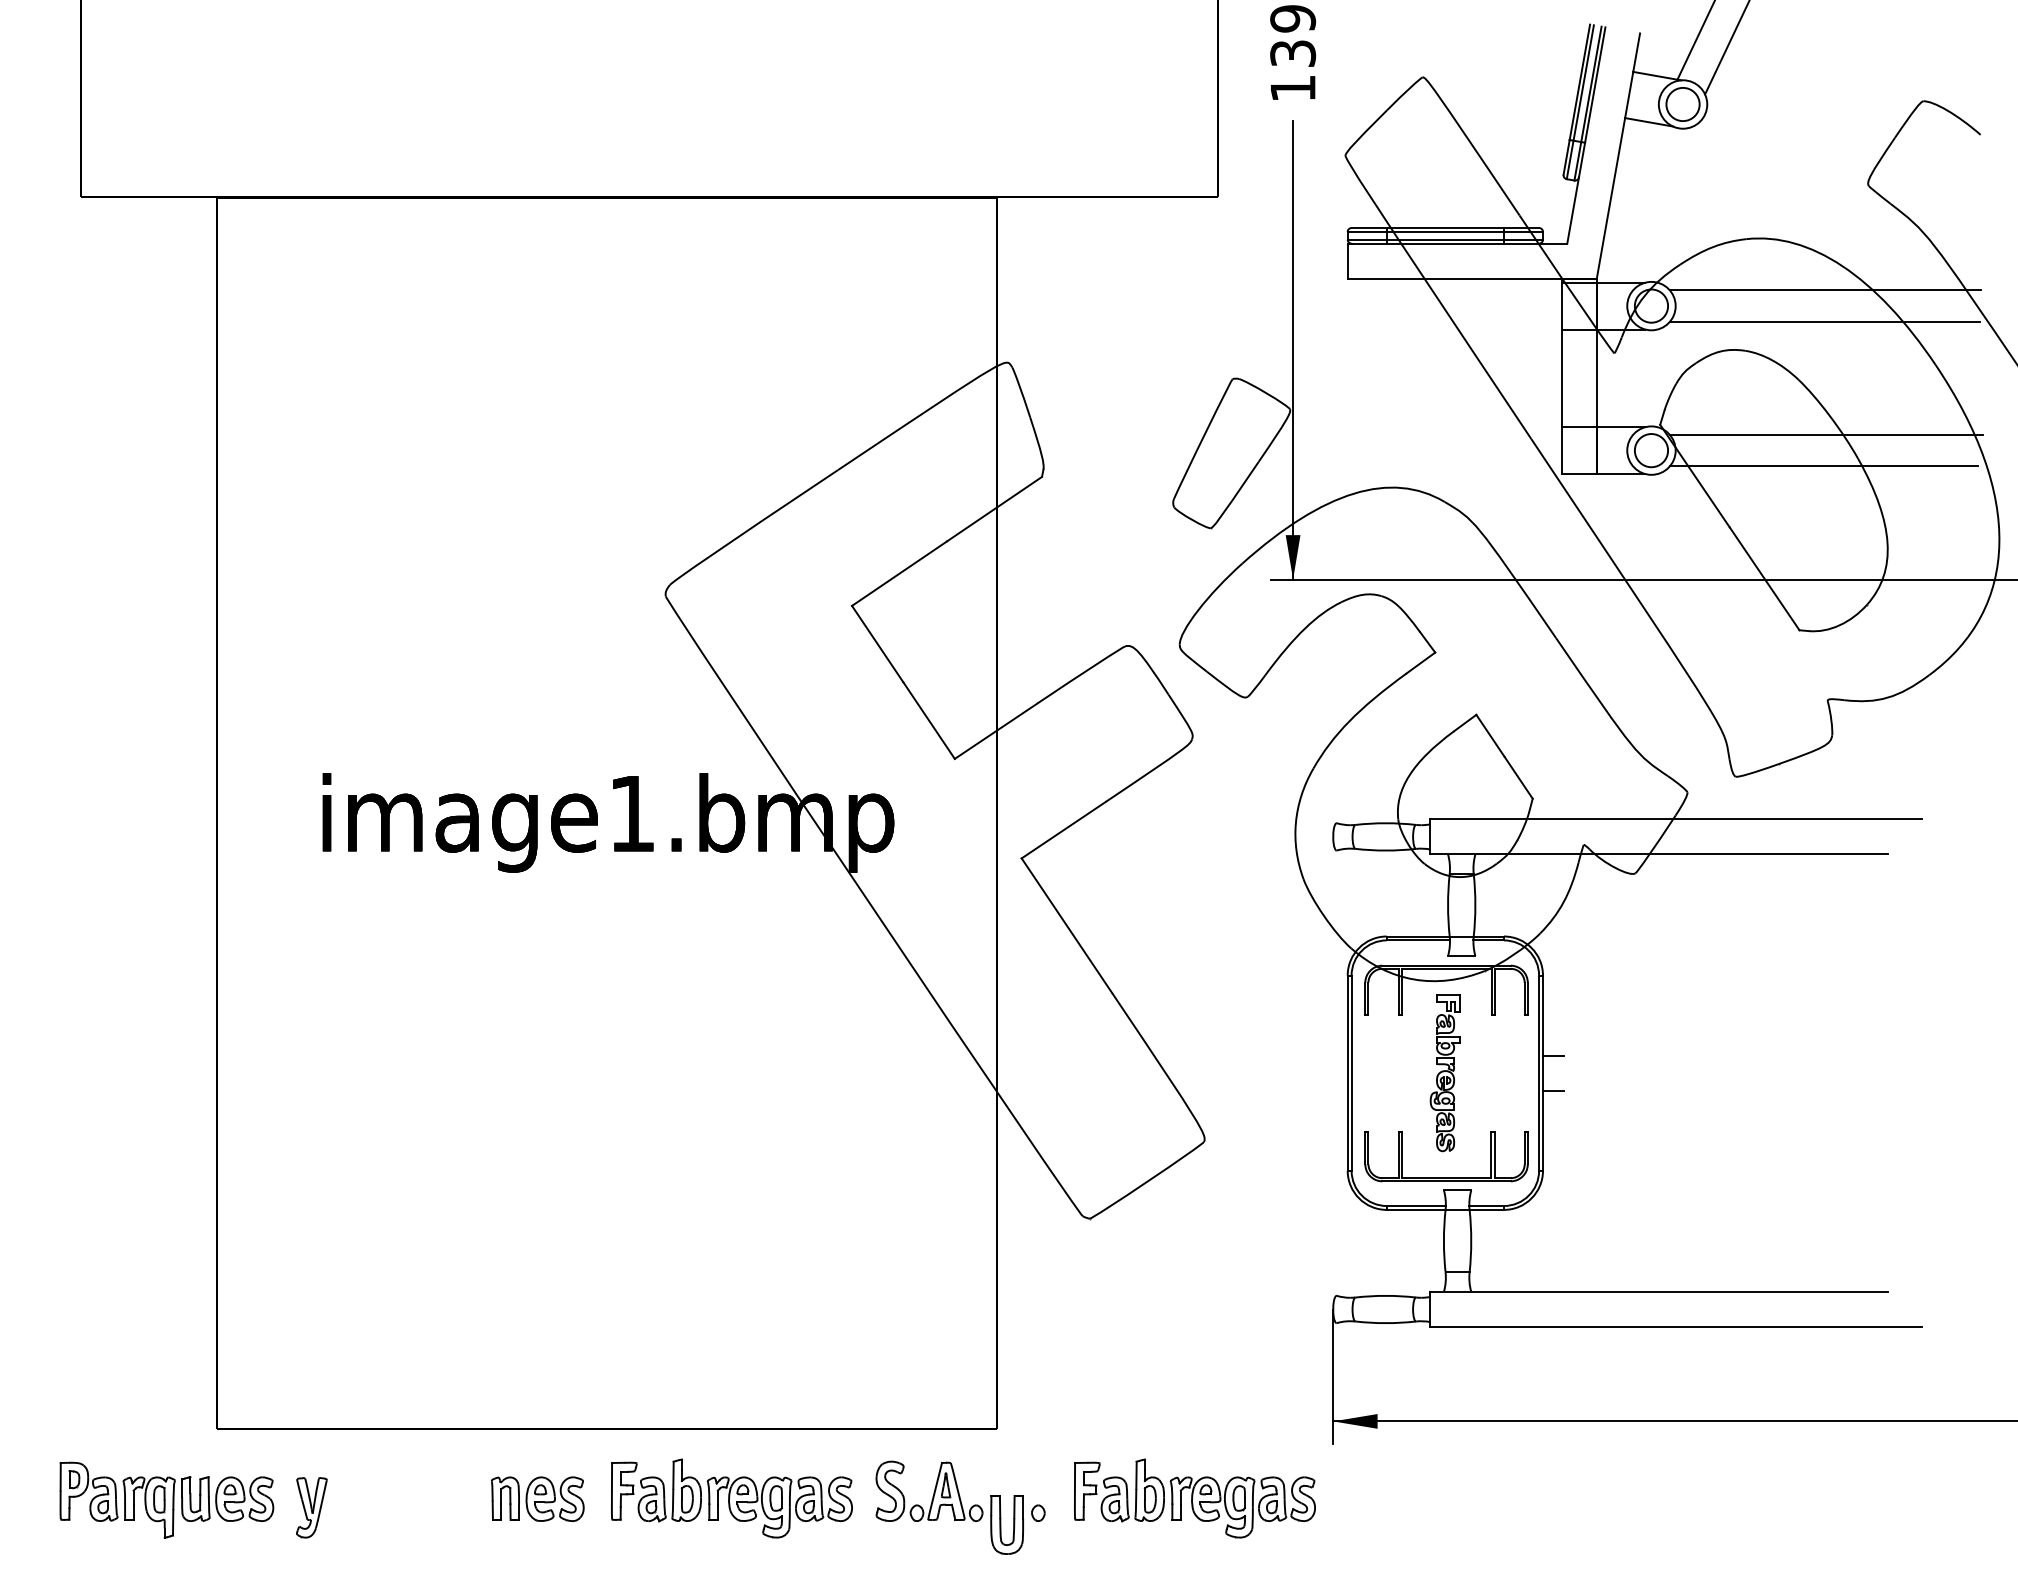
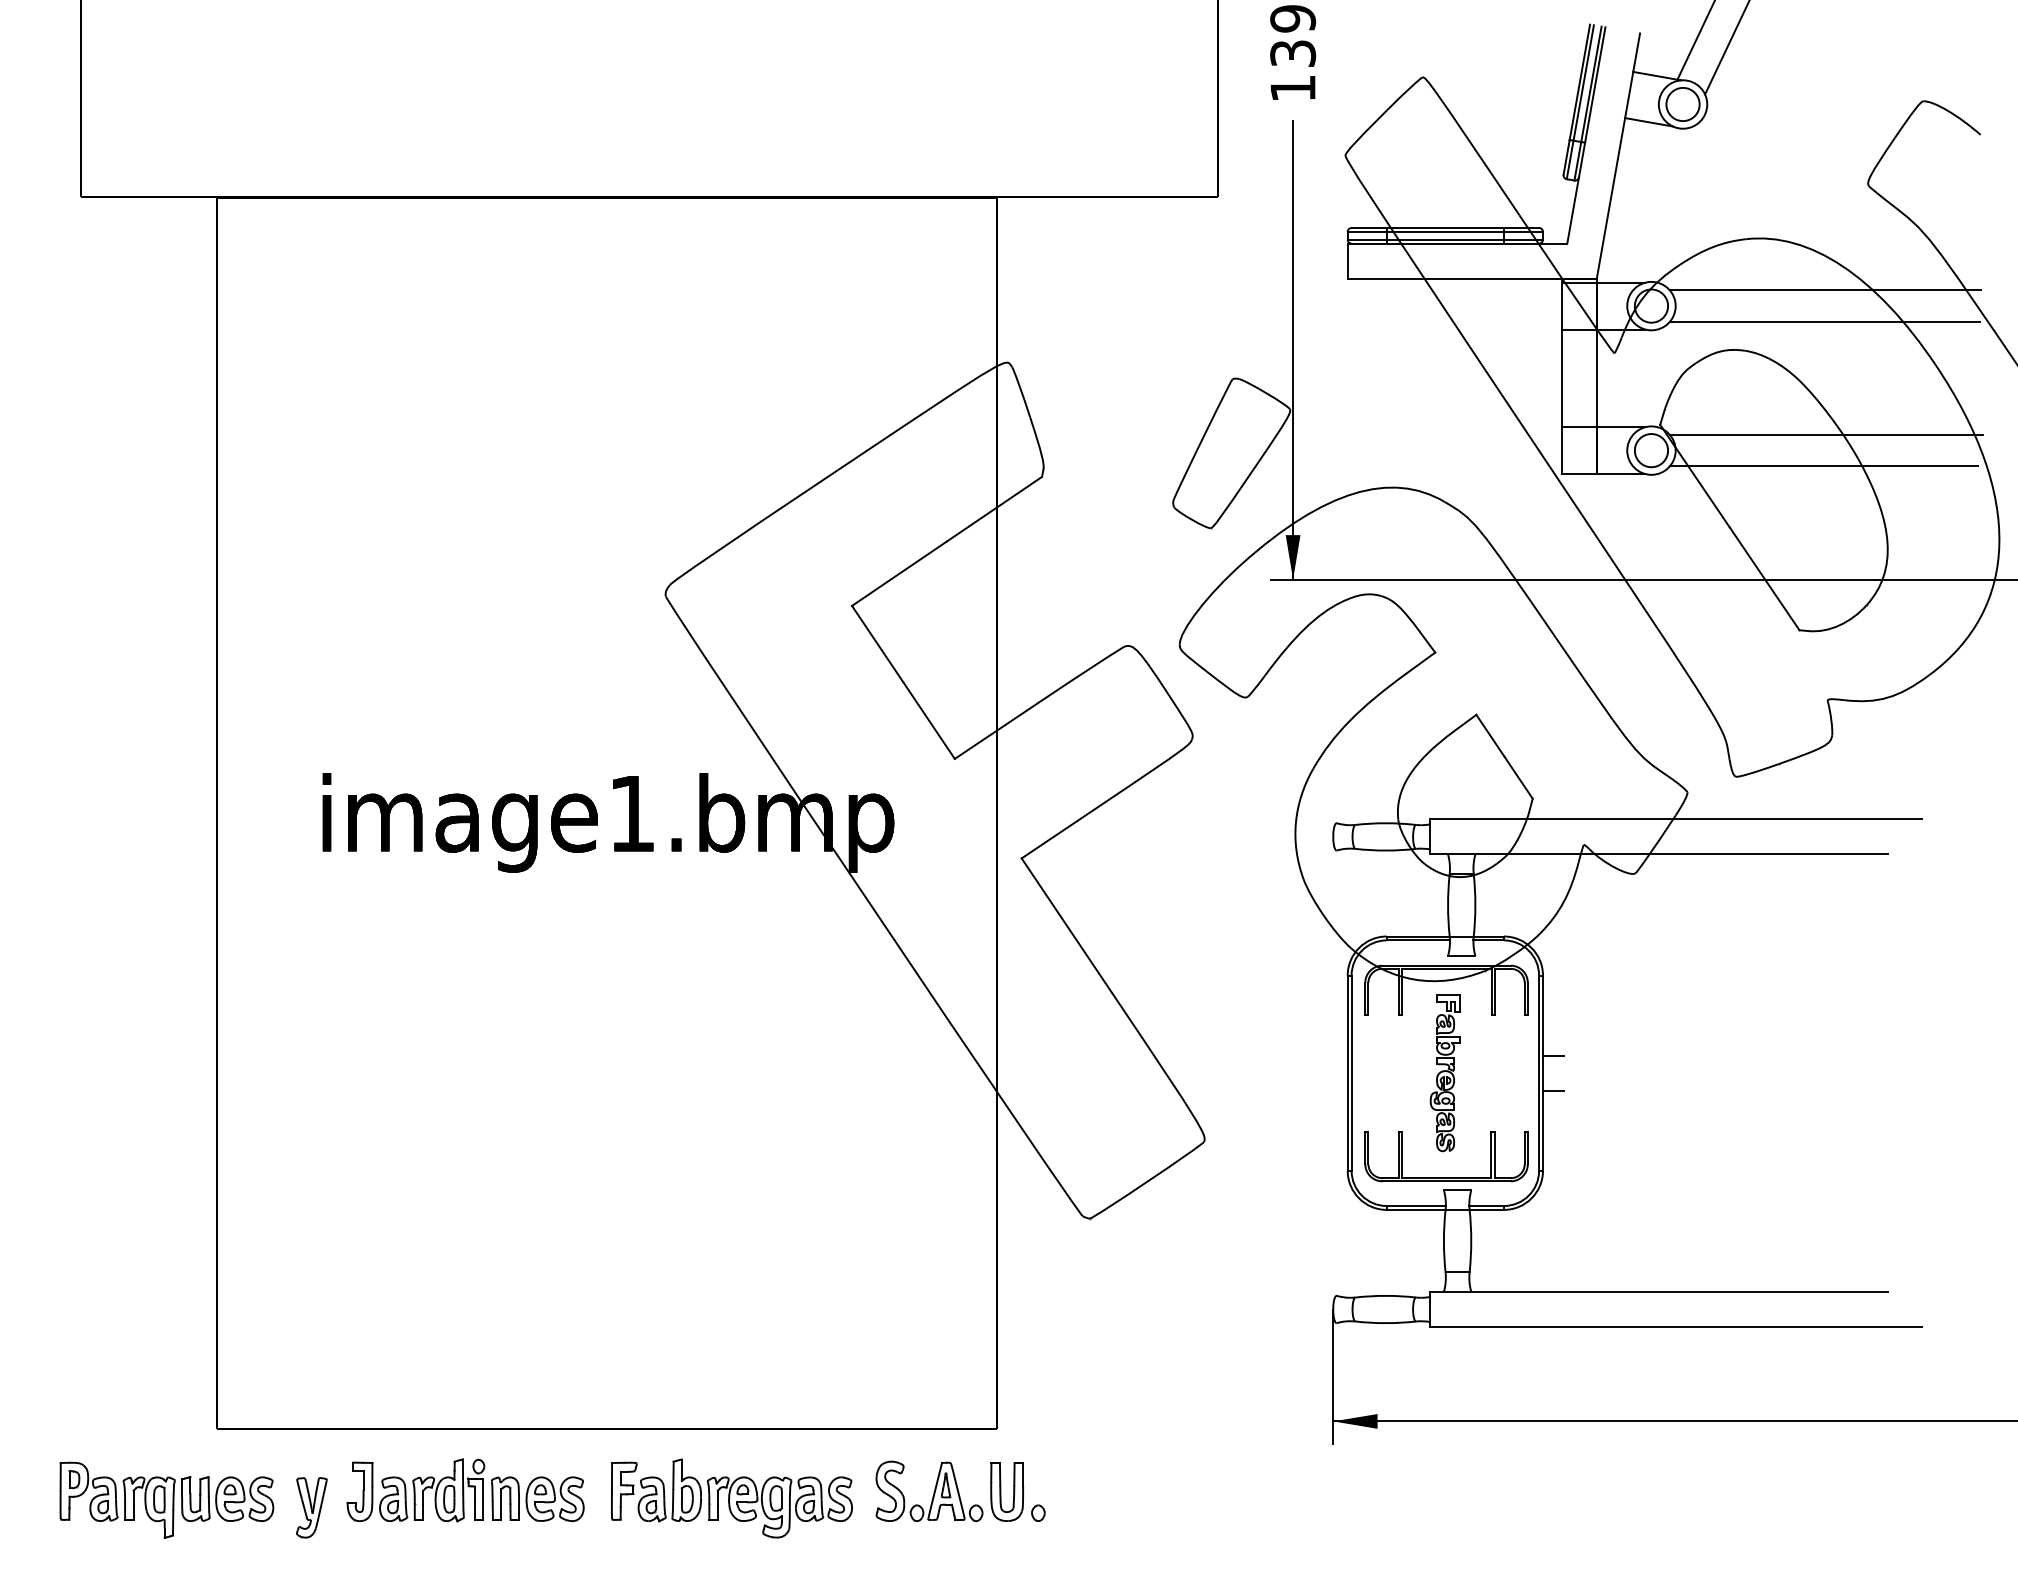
part: none -> present (415, 1490)
part: present -> none (1194, 1498)
part position: (1006, 1524) -> (1006, 1491) (1006, 1491)
